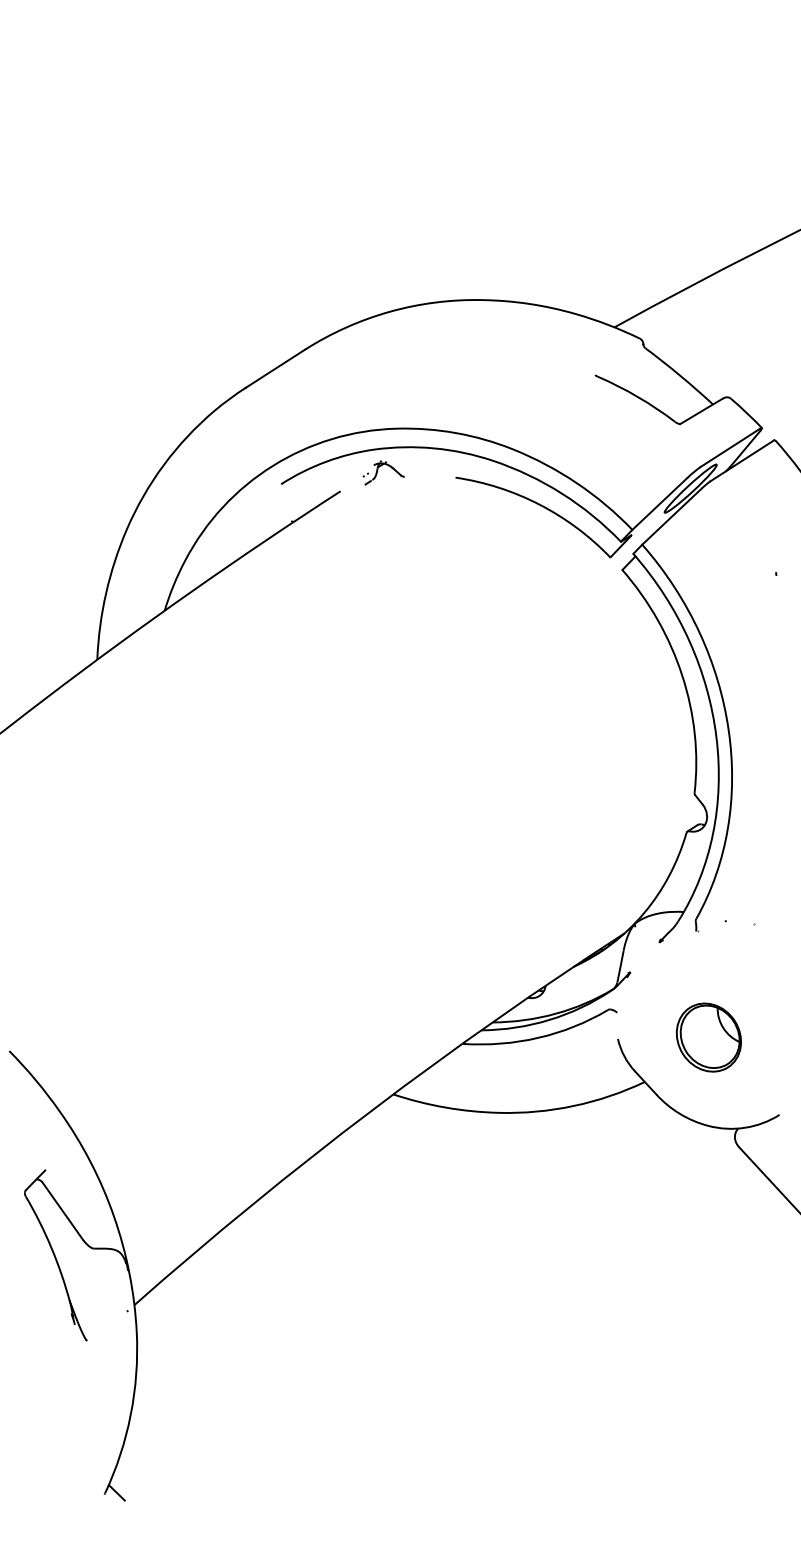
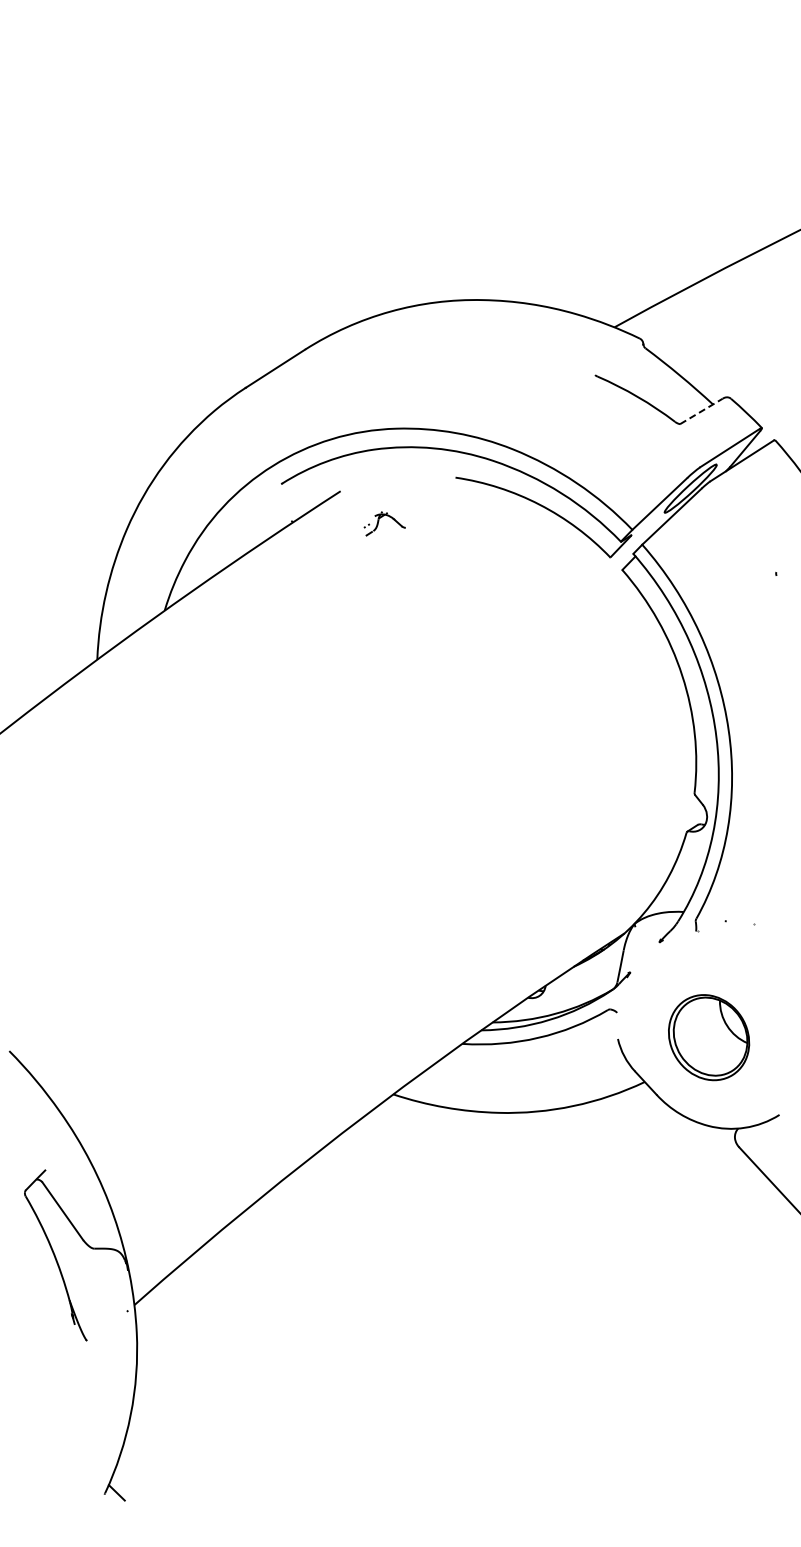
line: solid -> dashed (701, 411)
part position: (383, 472) -> (384, 523) (384, 523)
part size: 67x71 px -> 83x88 px (709, 1037)
